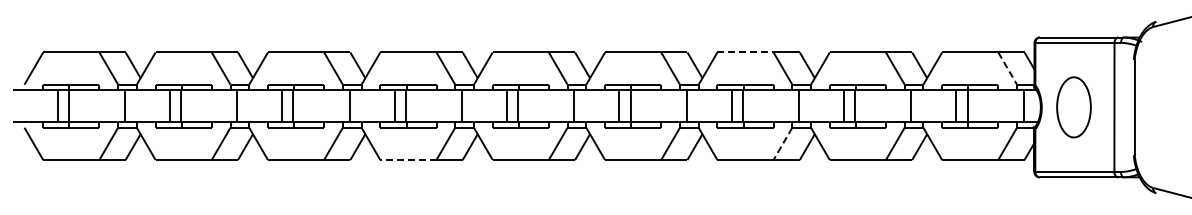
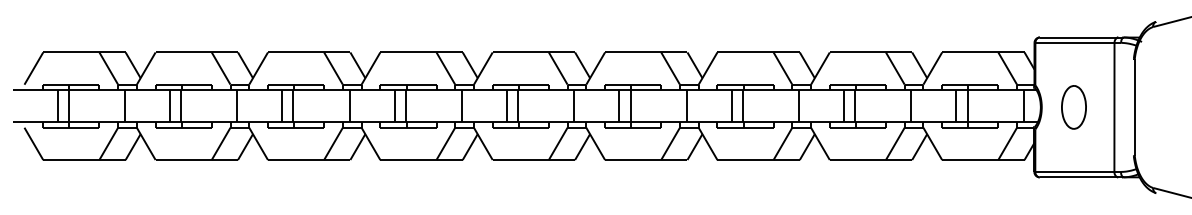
line: dashed -> solid (746, 52)
line: dashed -> solid (1007, 68)
part size: 36x63 px -> 26x45 px (1073, 107)
line: dashed -> solid (782, 143)
line: dashed -> solid (407, 159)
